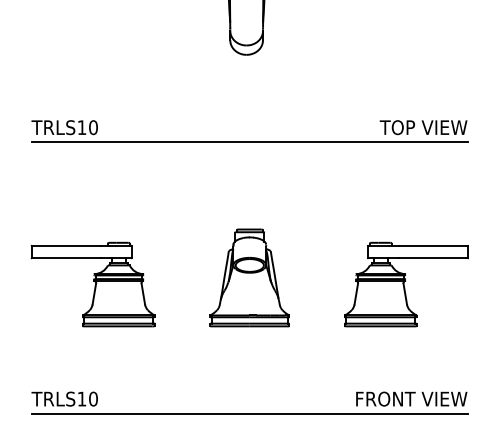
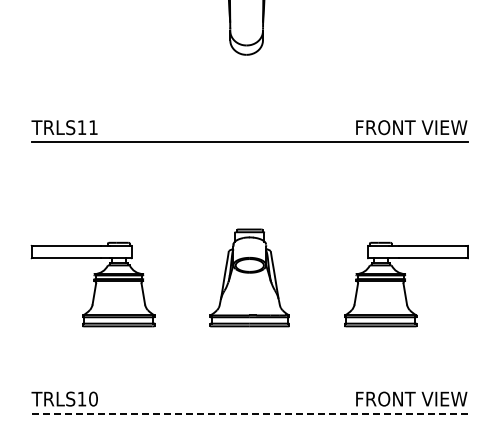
text: TRLS10 -> TRLS11 (93, 127)
text: TOP VIEW -> FRONT VIEW (385, 127)
line: solid -> dashed (250, 413)
